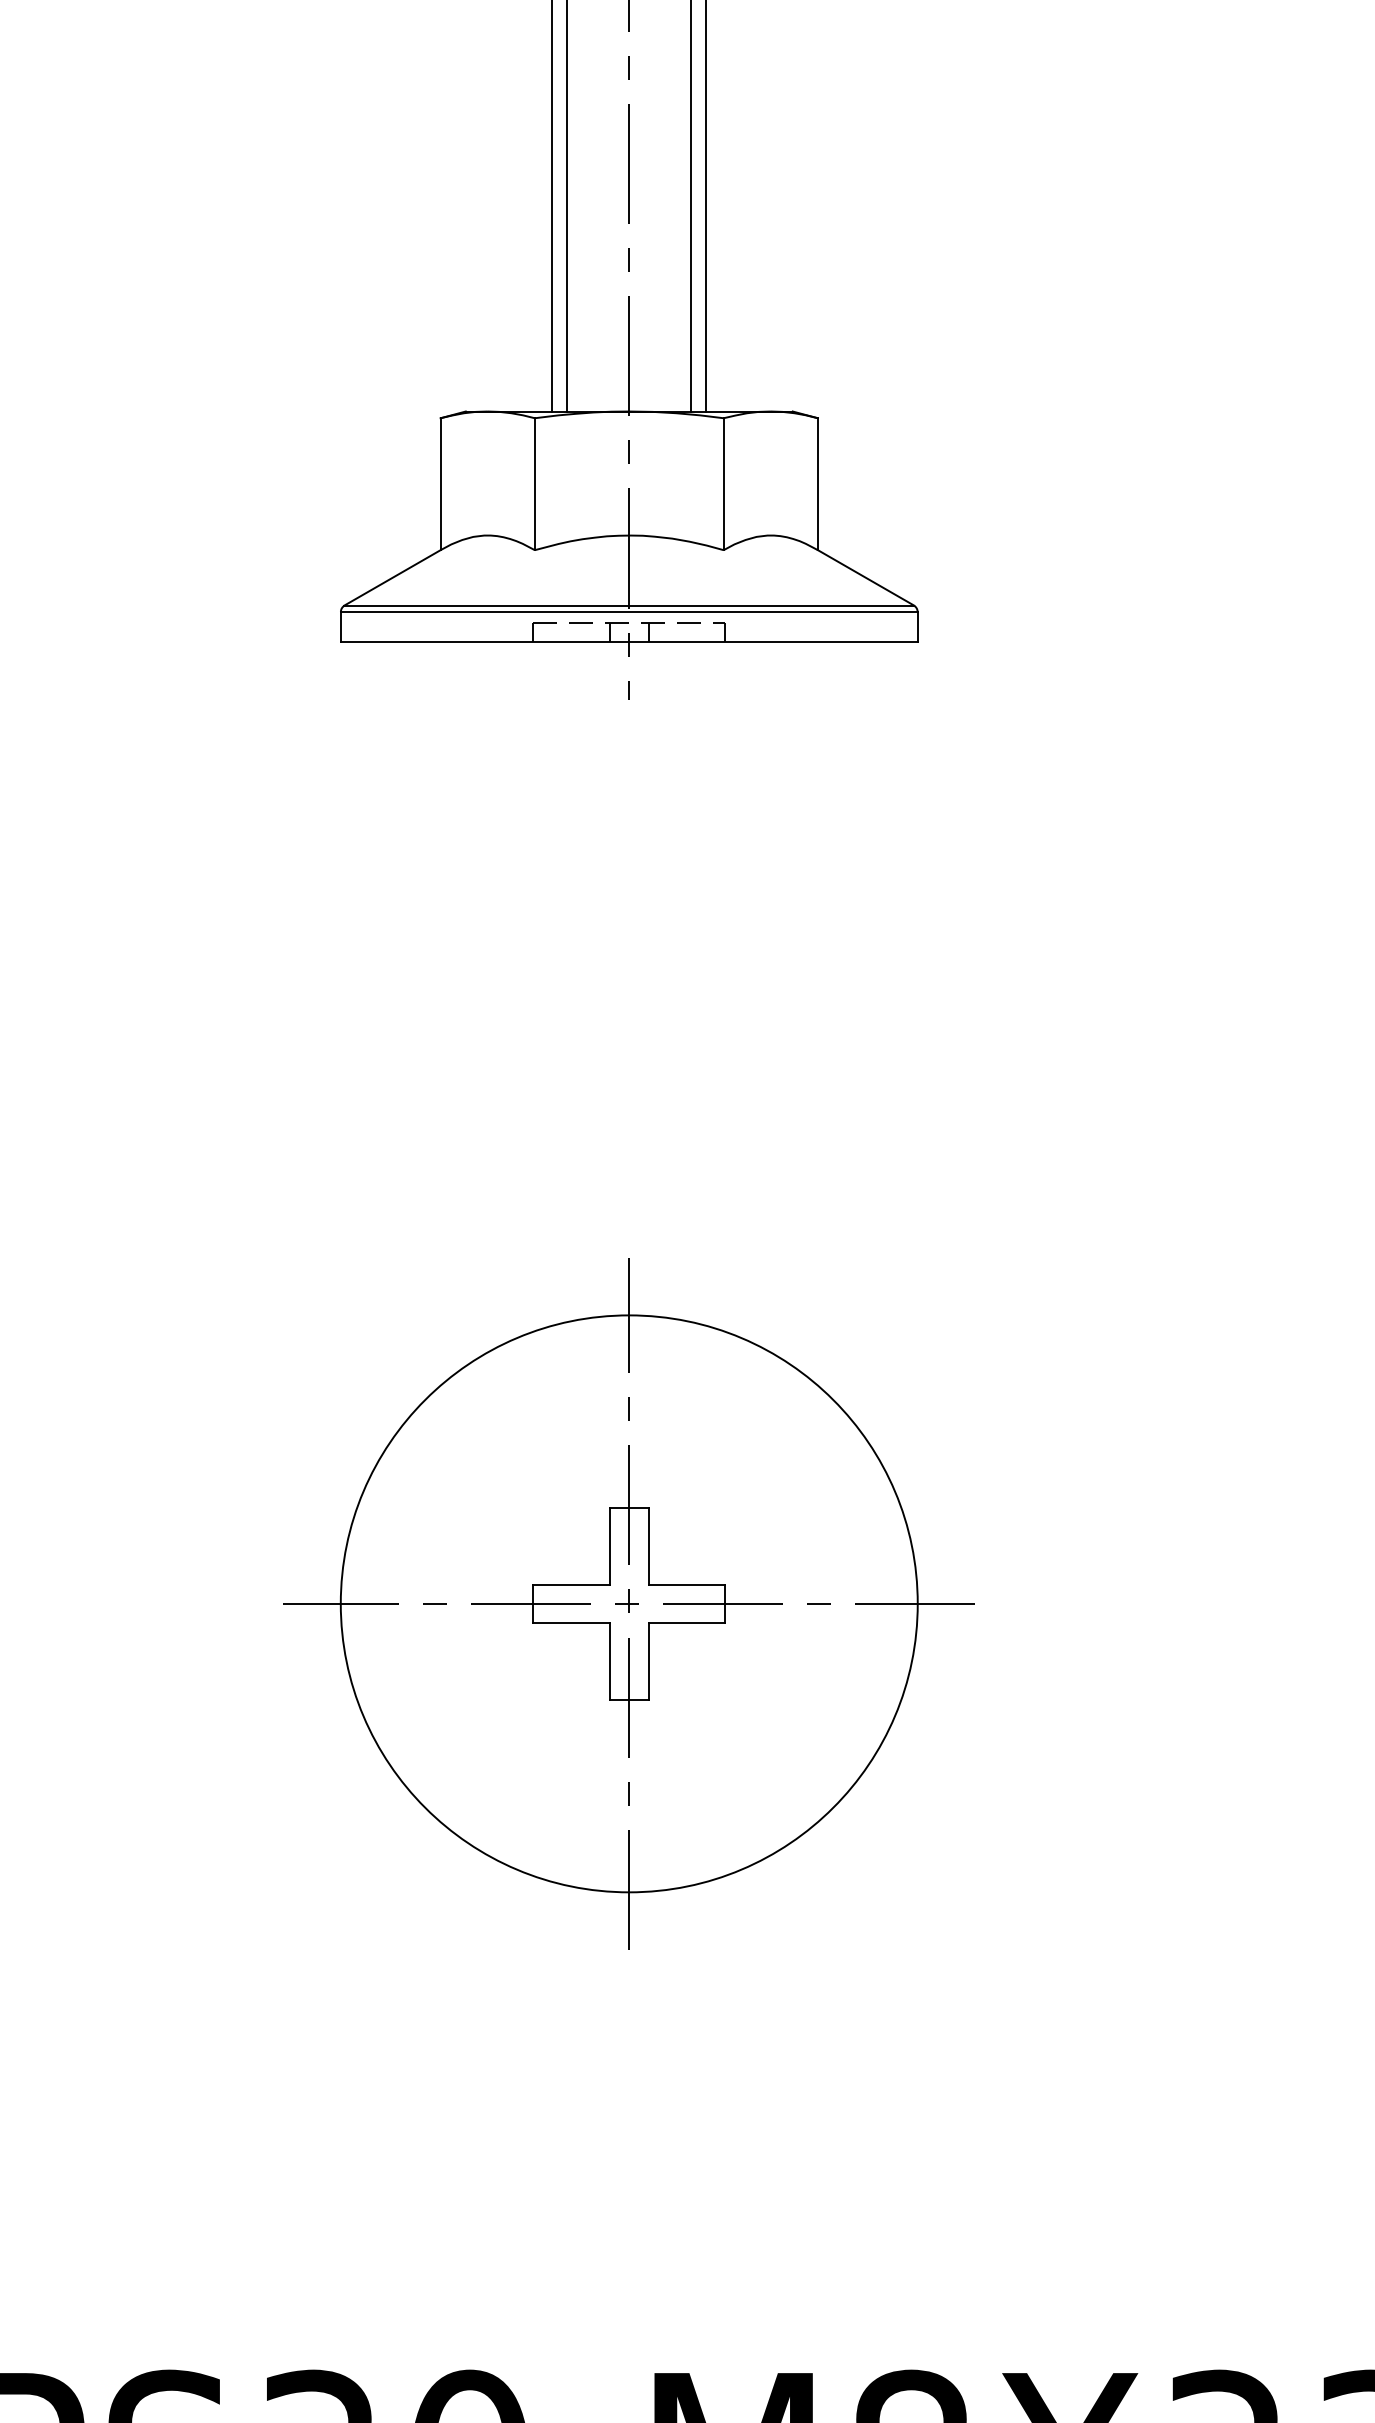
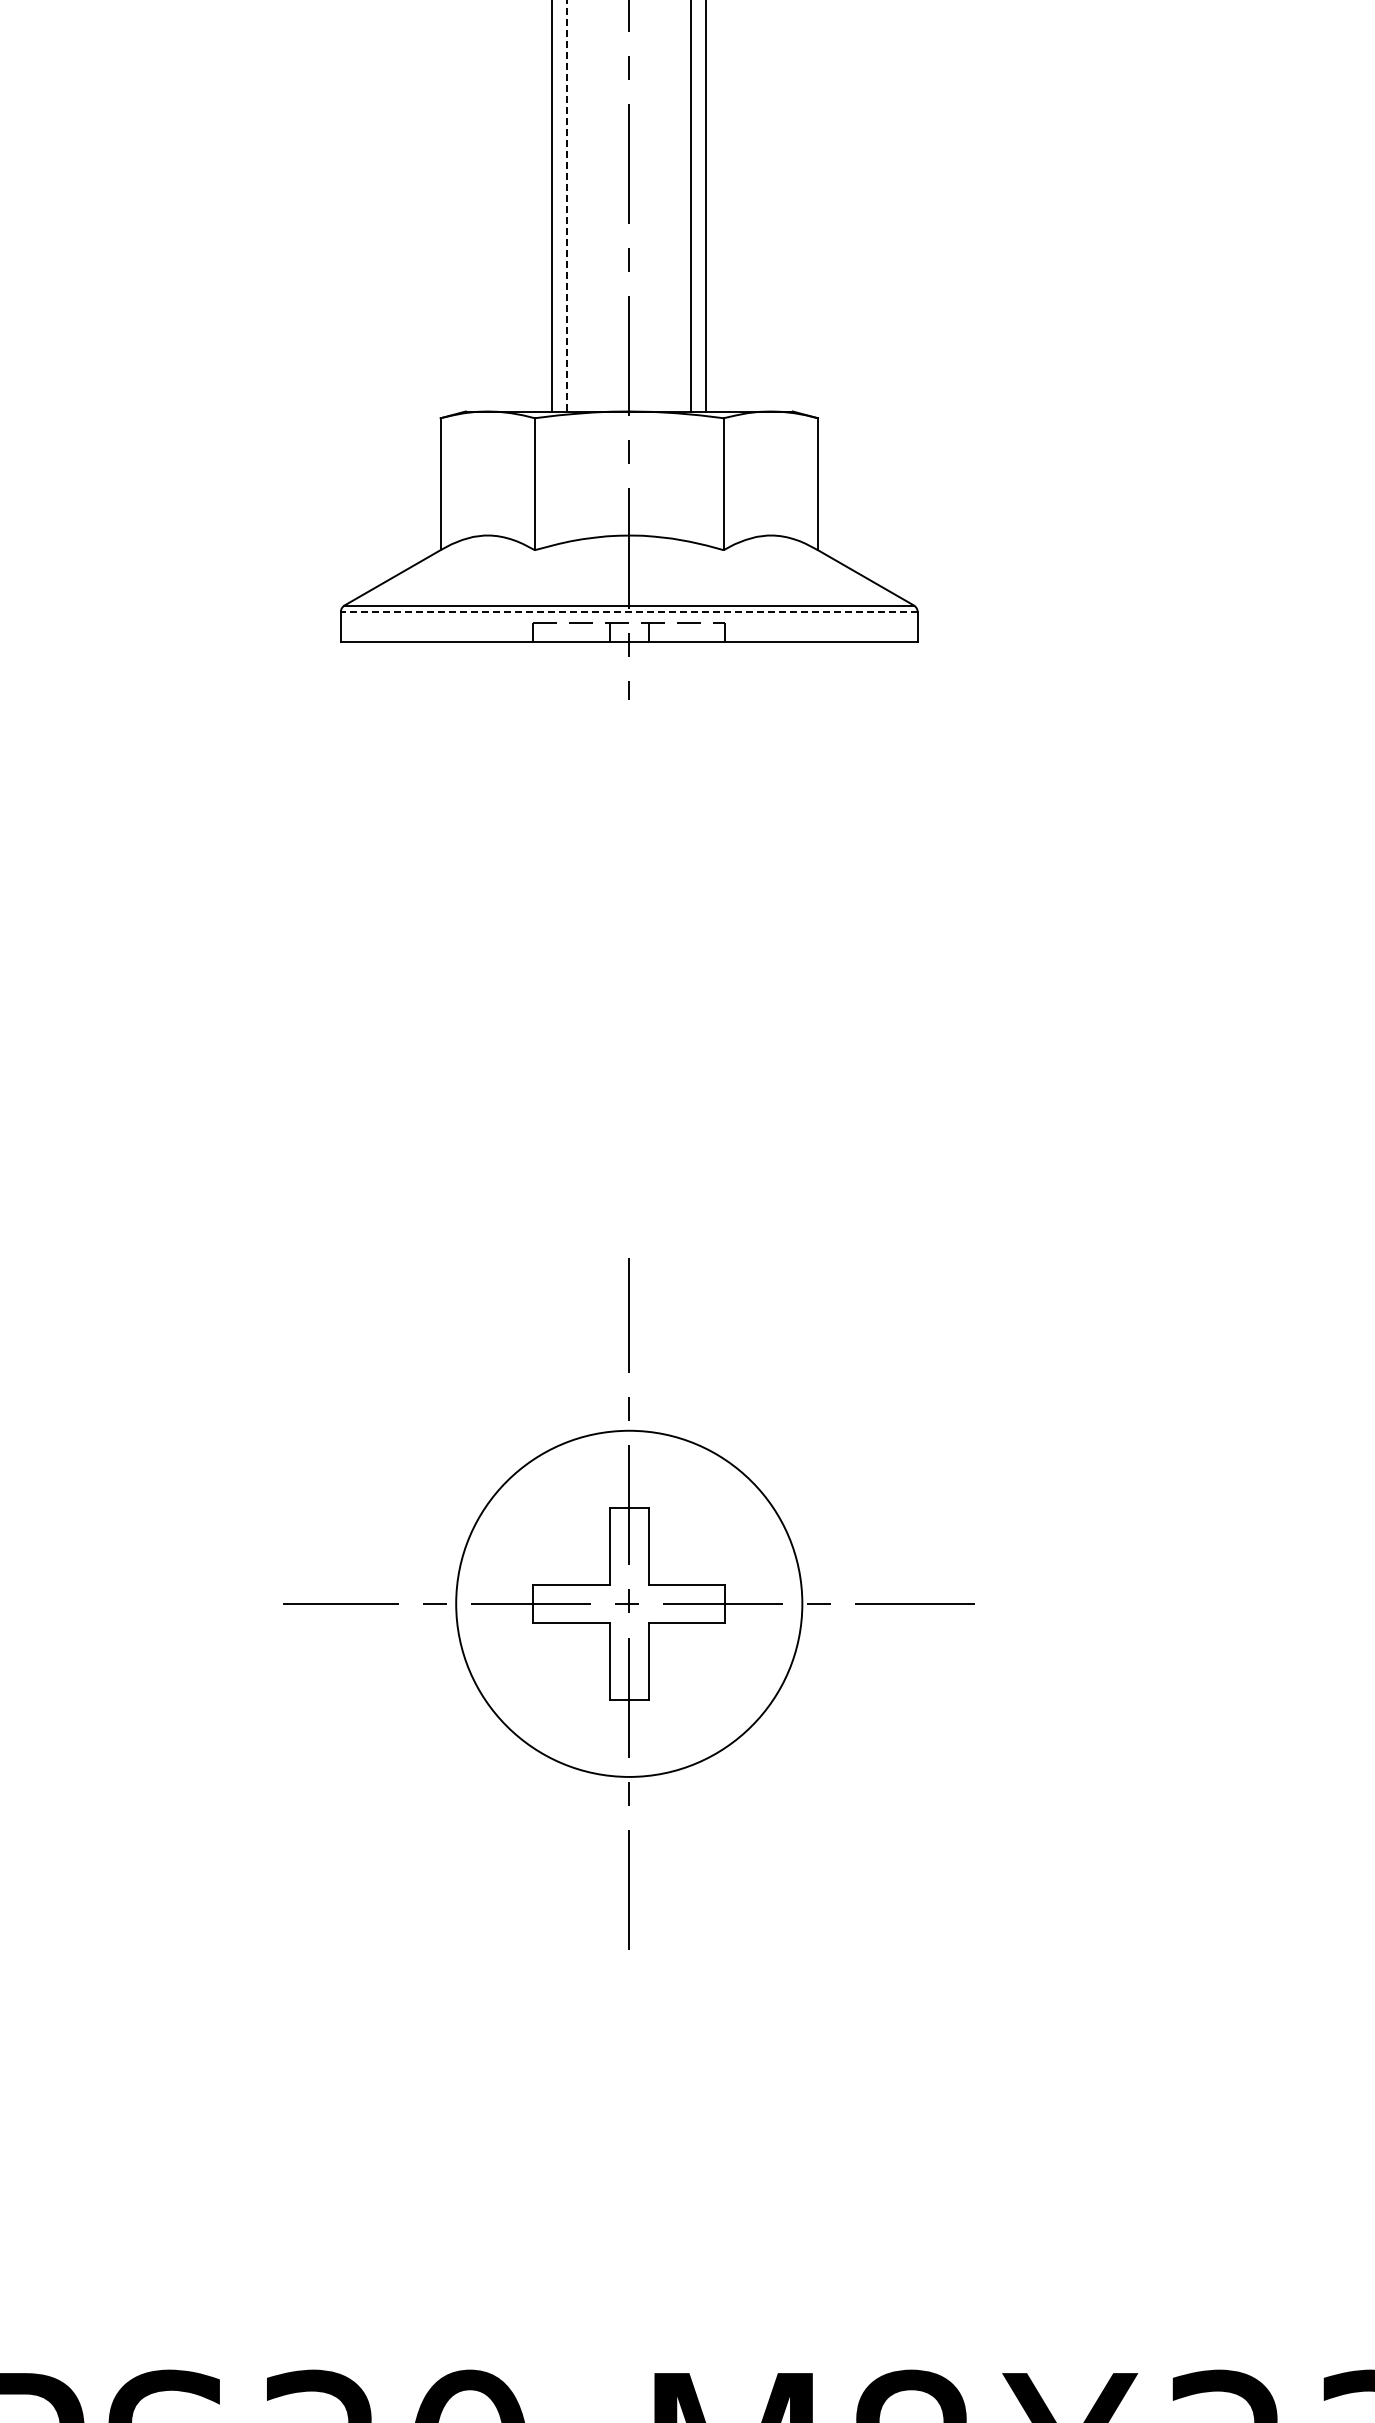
line: solid -> dashed (567, 206)
line: solid -> dashed (628, 611)
circle diameter: 577 px -> 346 px (629, 1603)
